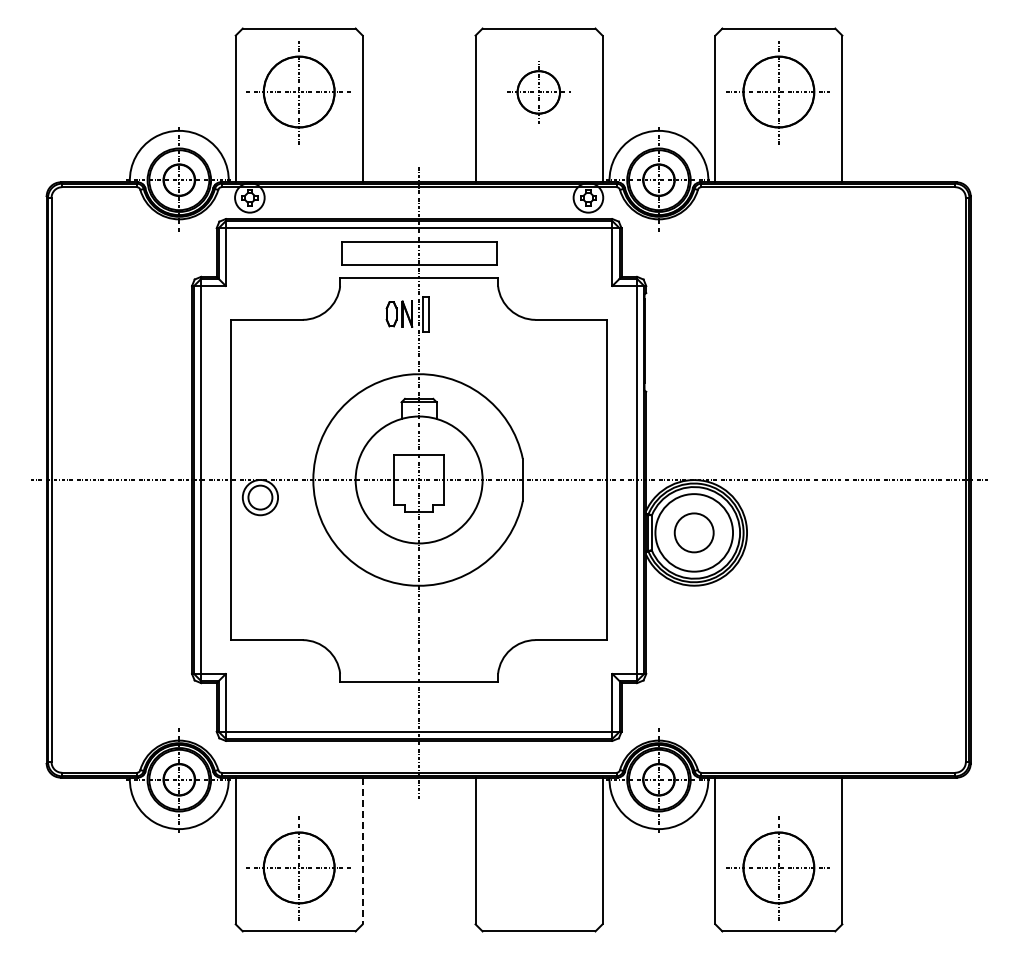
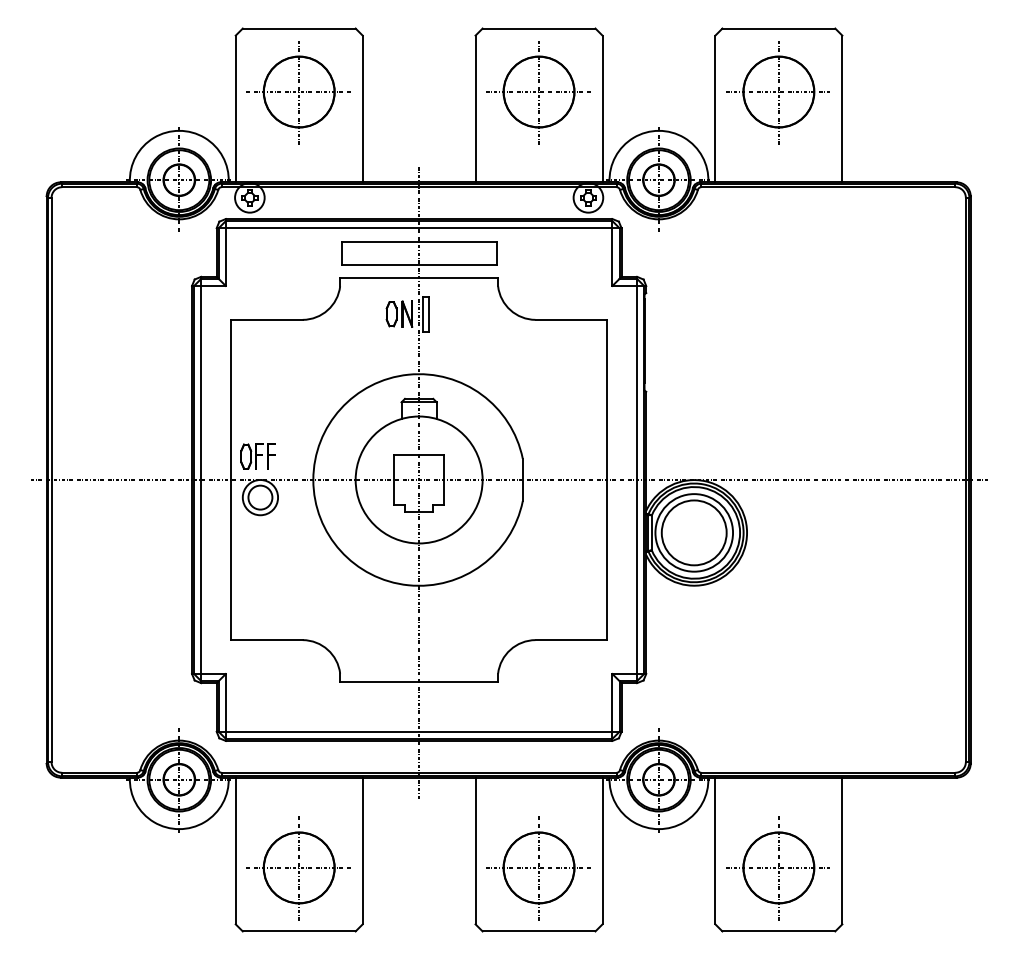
part size: 64x63 px -> 105x104 px (538, 92)
part: none -> present (257, 456)
circle diameter: 39 px -> 65 px (693, 532)
line: dashed -> solid (362, 851)
part: none -> present (538, 868)
